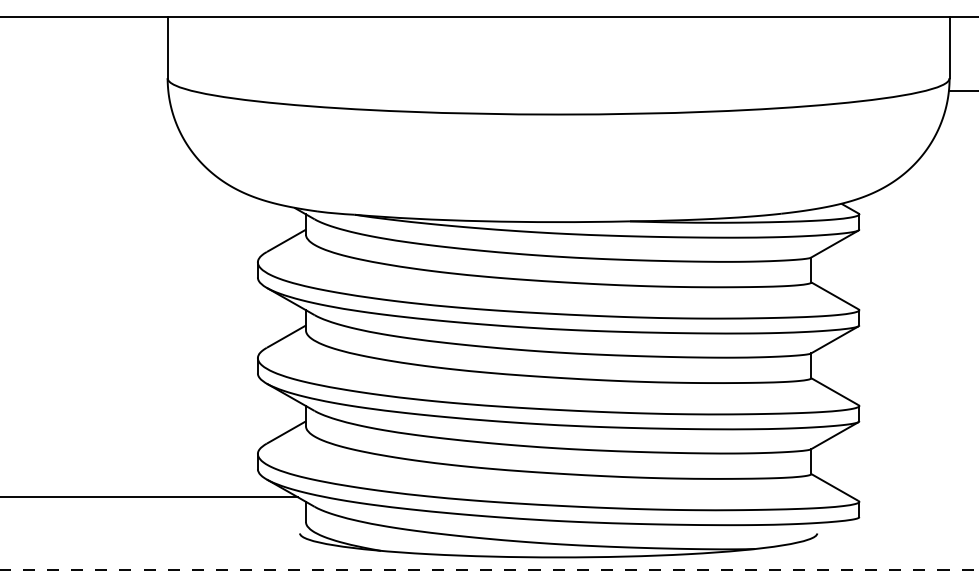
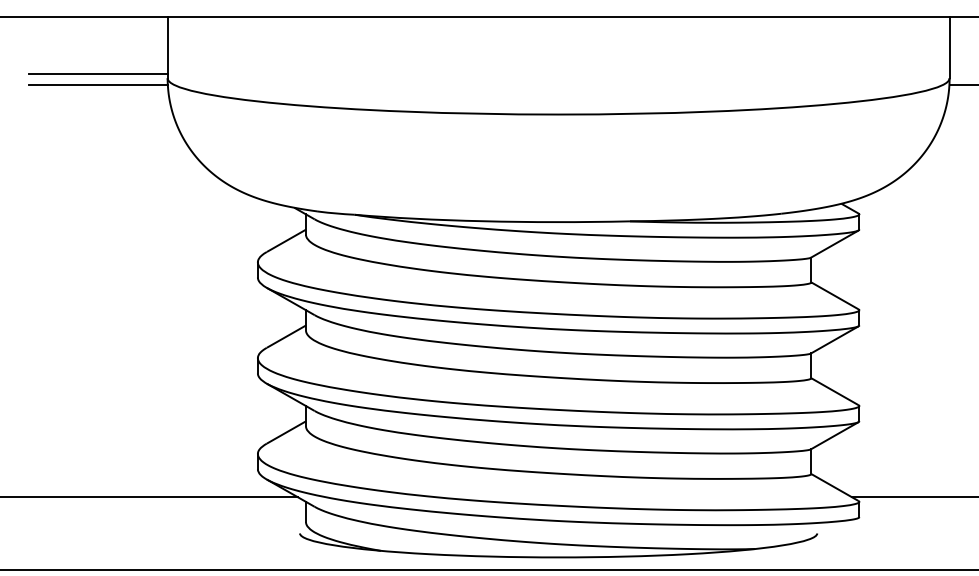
line: none -> present (98, 73)
line: none -> present (98, 84)
line position: (962, 90) -> (962, 84) (962, 84)
line: none -> present (913, 497)
line: dashed -> solid (488, 569)
